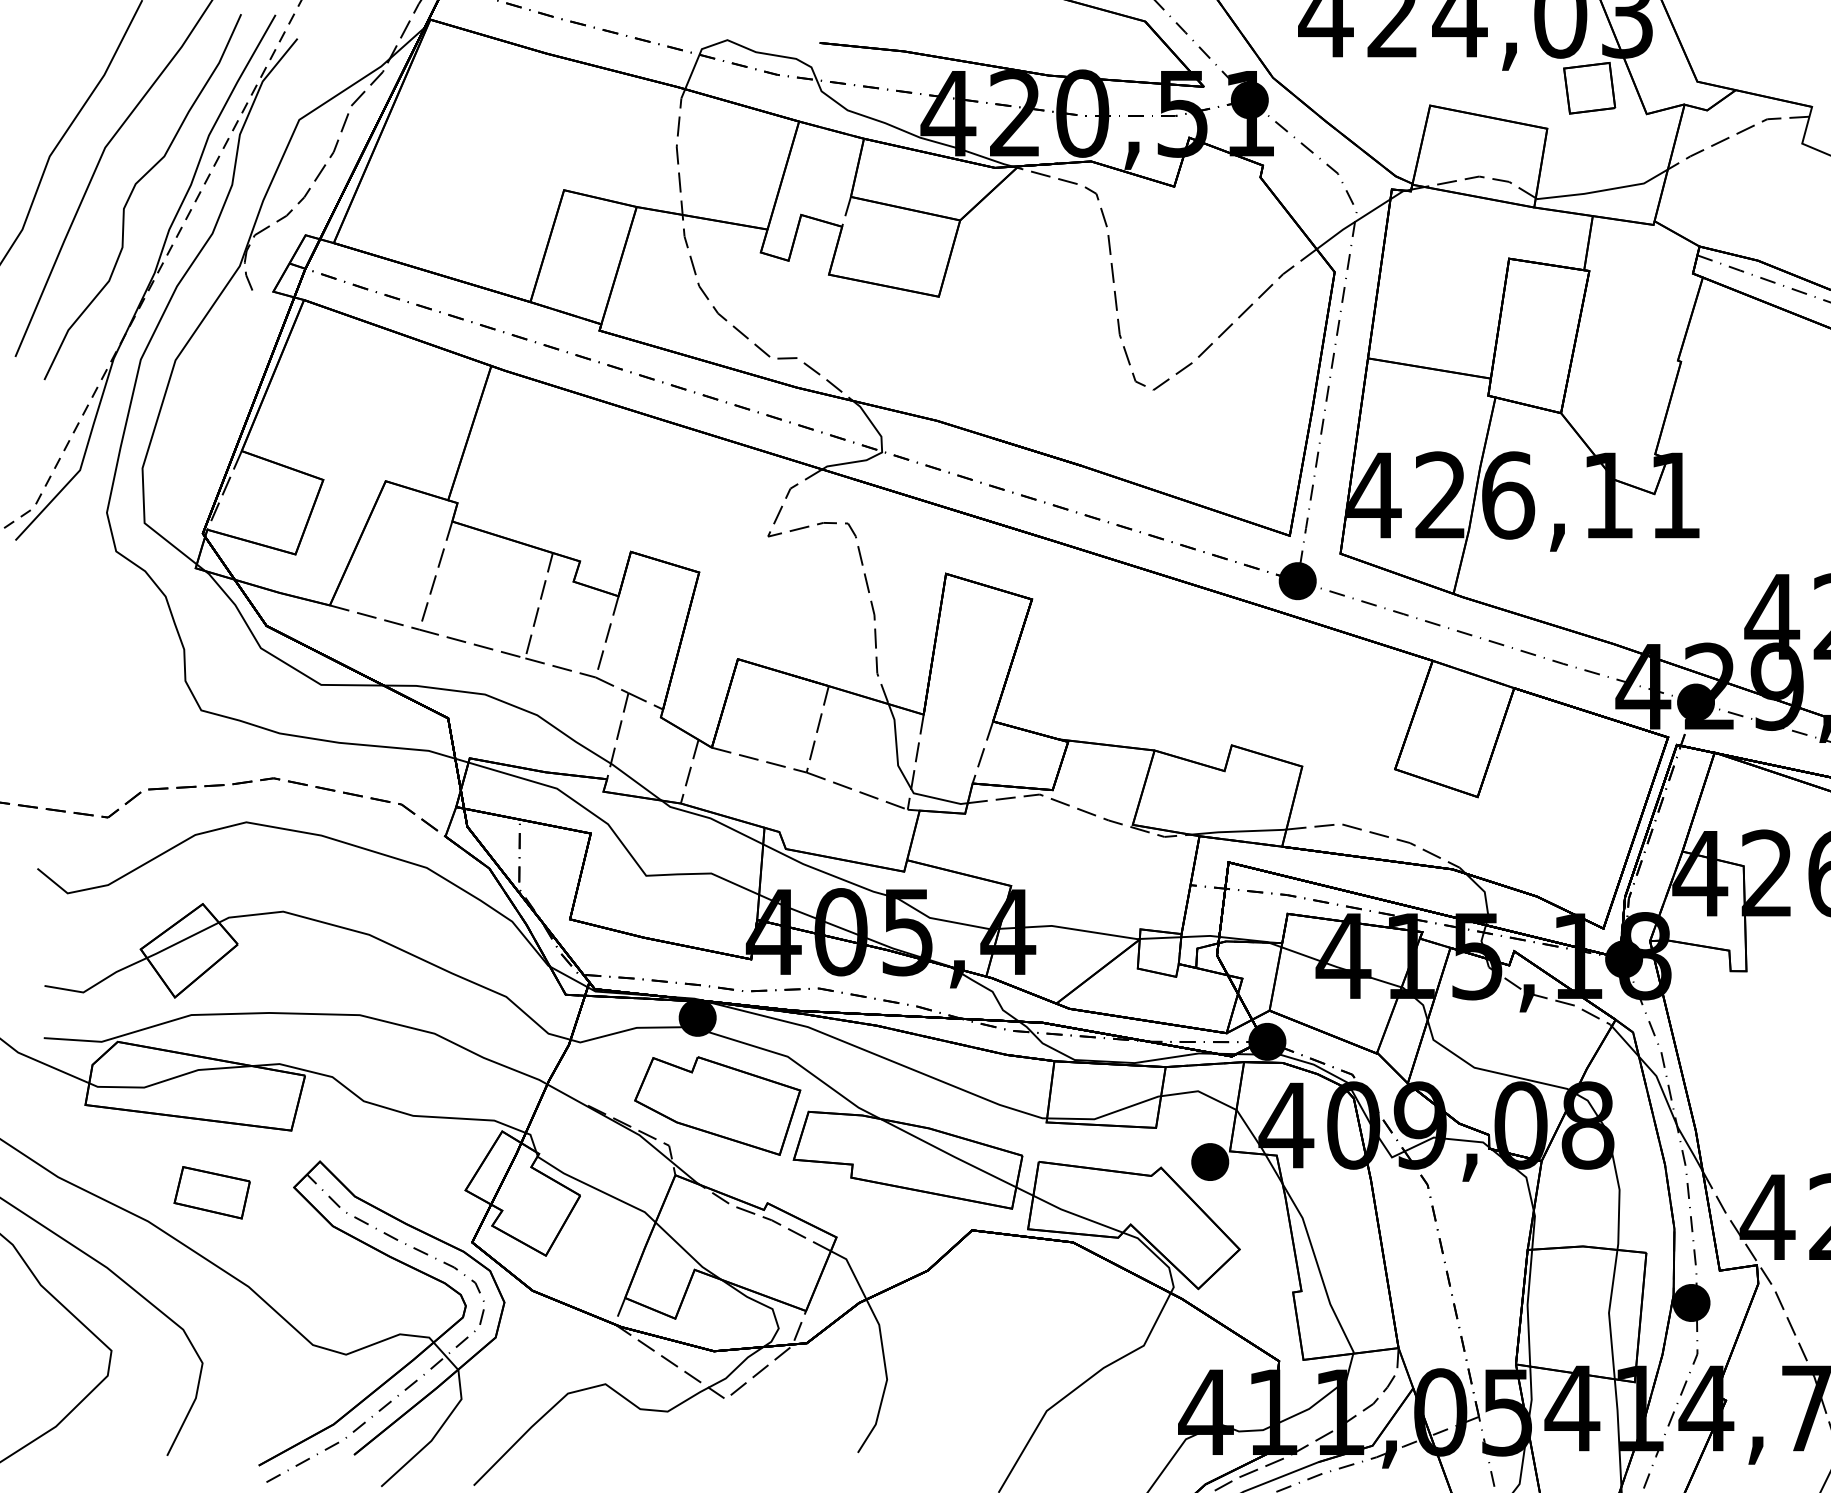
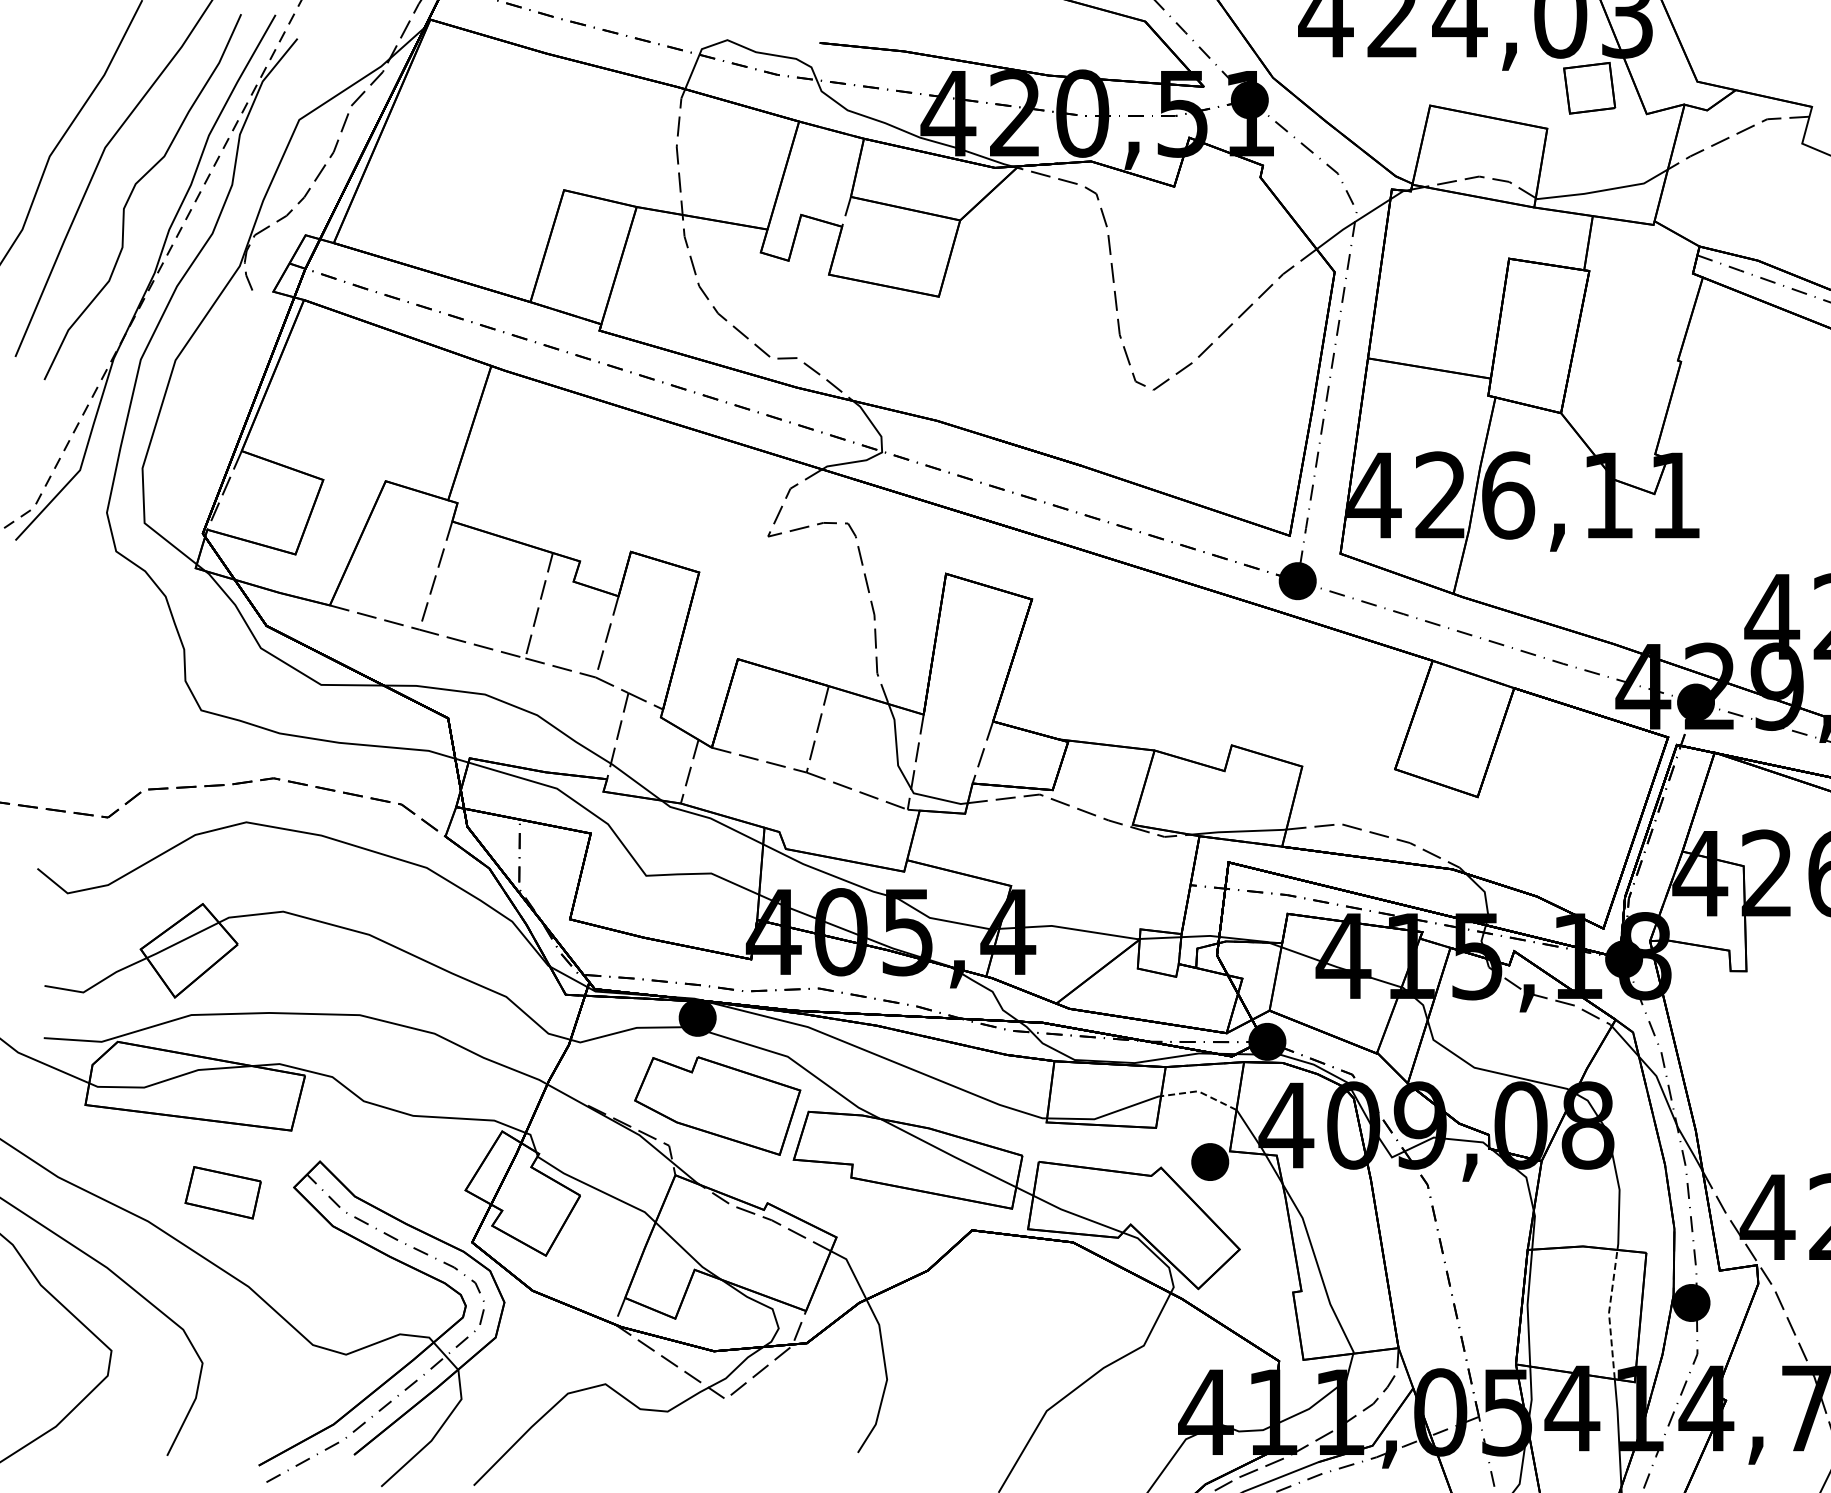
line: solid -> dashed (1199, 1092)
part position: (211, 1192) -> (222, 1192) (222, 1192)
line: solid -> dashed (1609, 1313)
